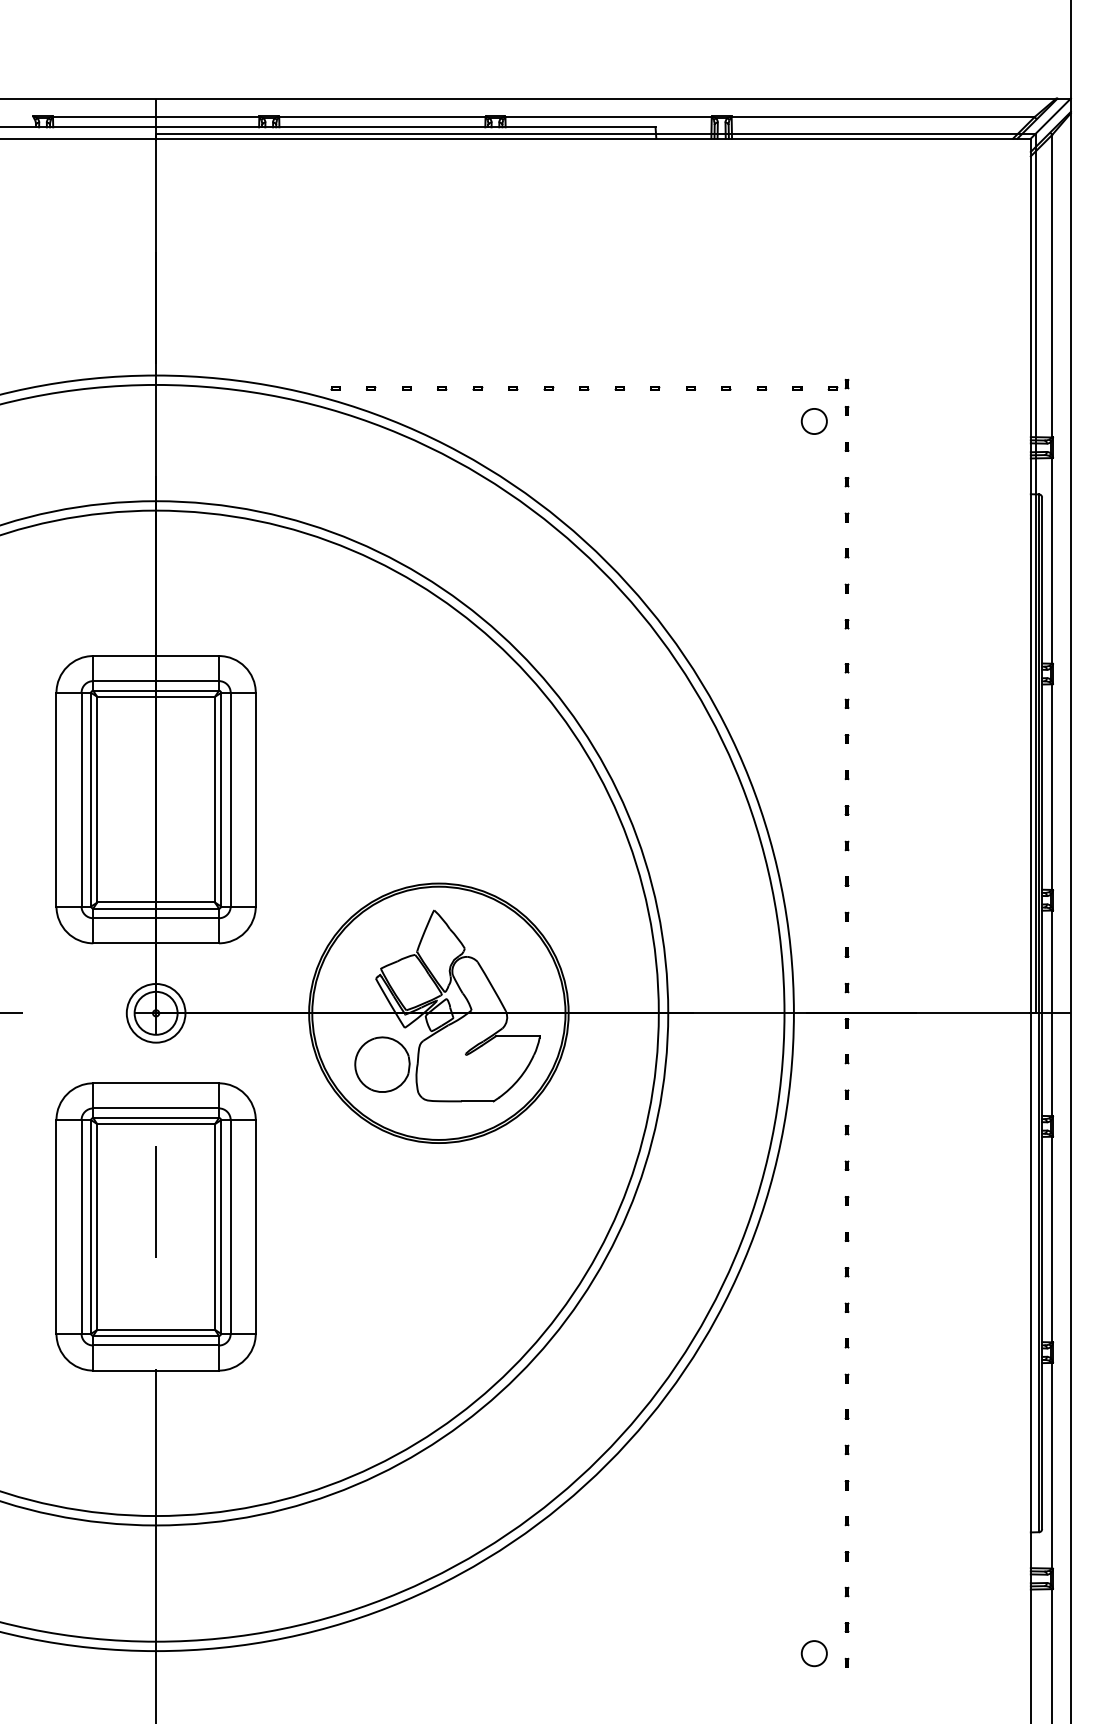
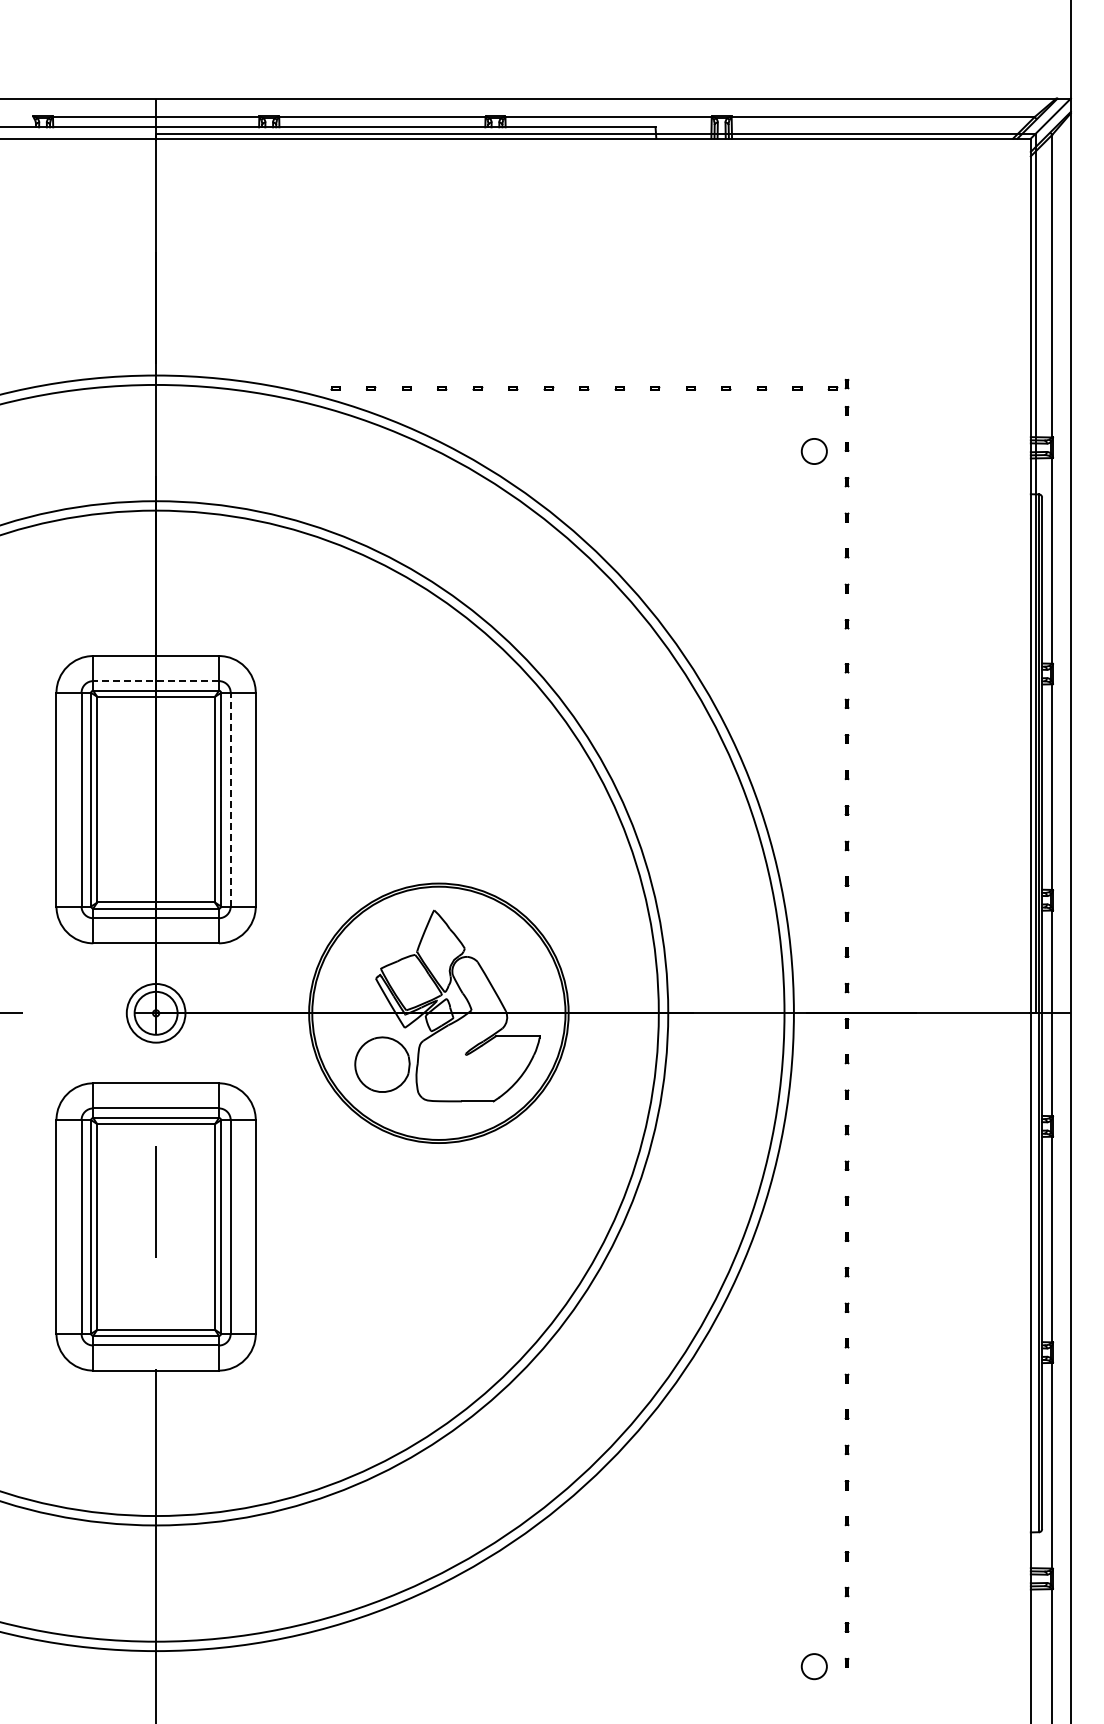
circle position: (813, 421) -> (813, 451) (813, 451)
line: solid -> dashed (156, 681)
line: solid -> dashed (230, 799)
circle position: (813, 1653) -> (813, 1666) (813, 1666)
